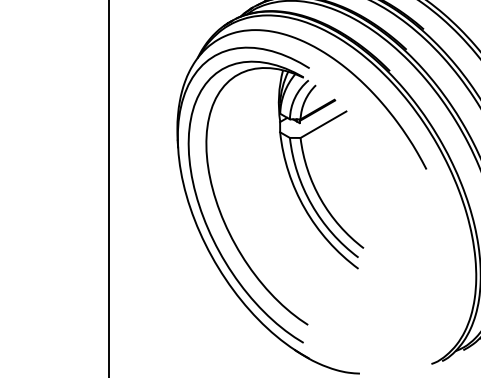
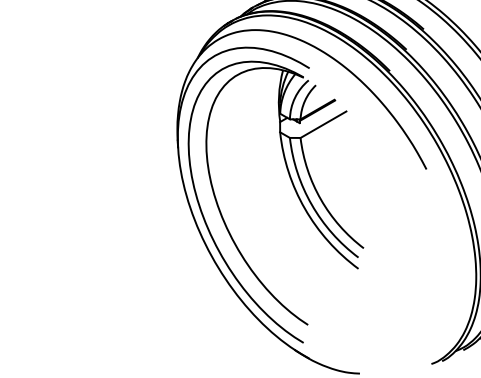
line: present -> none (108, 188)
